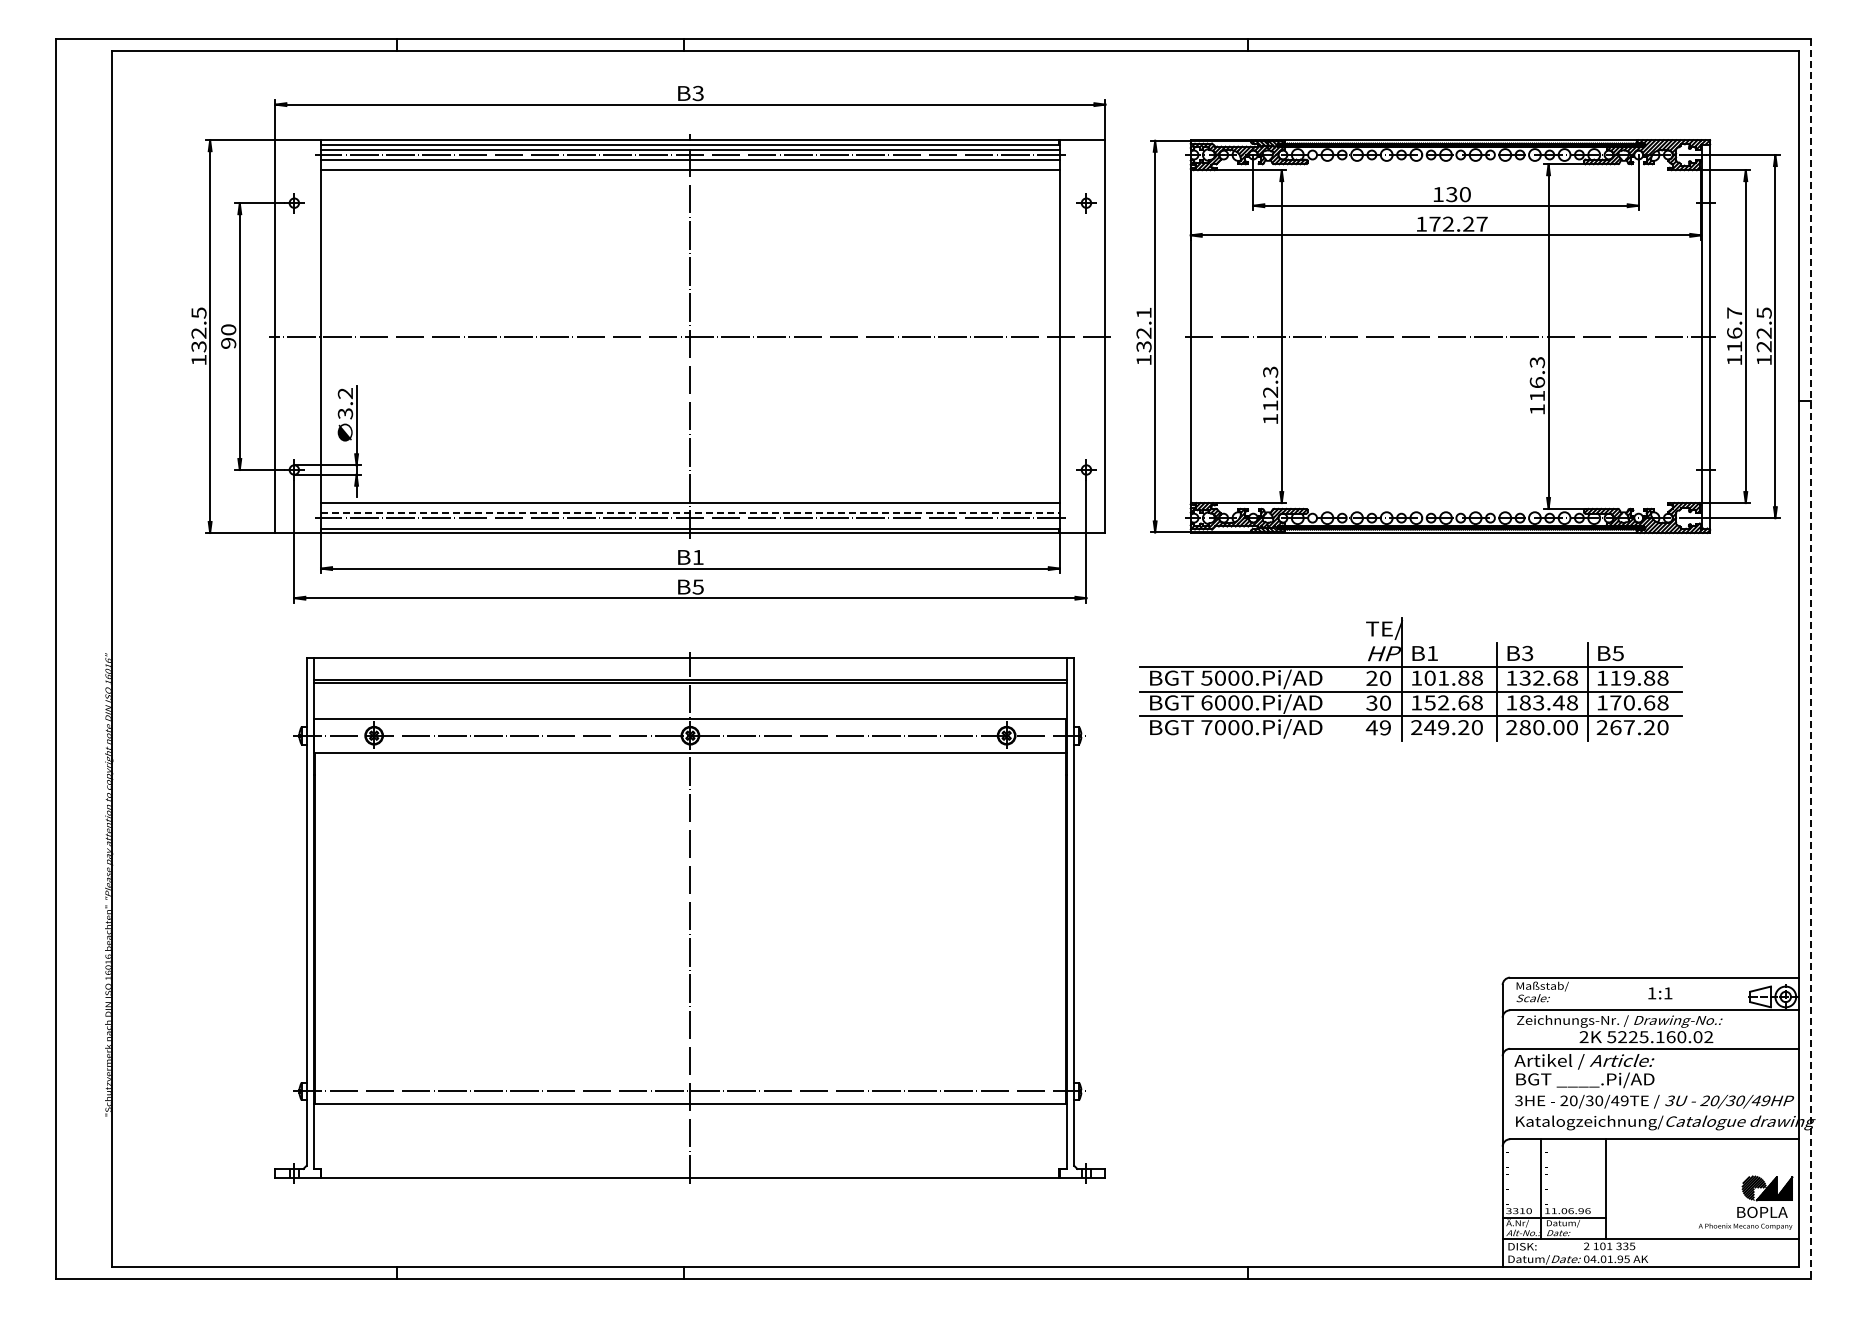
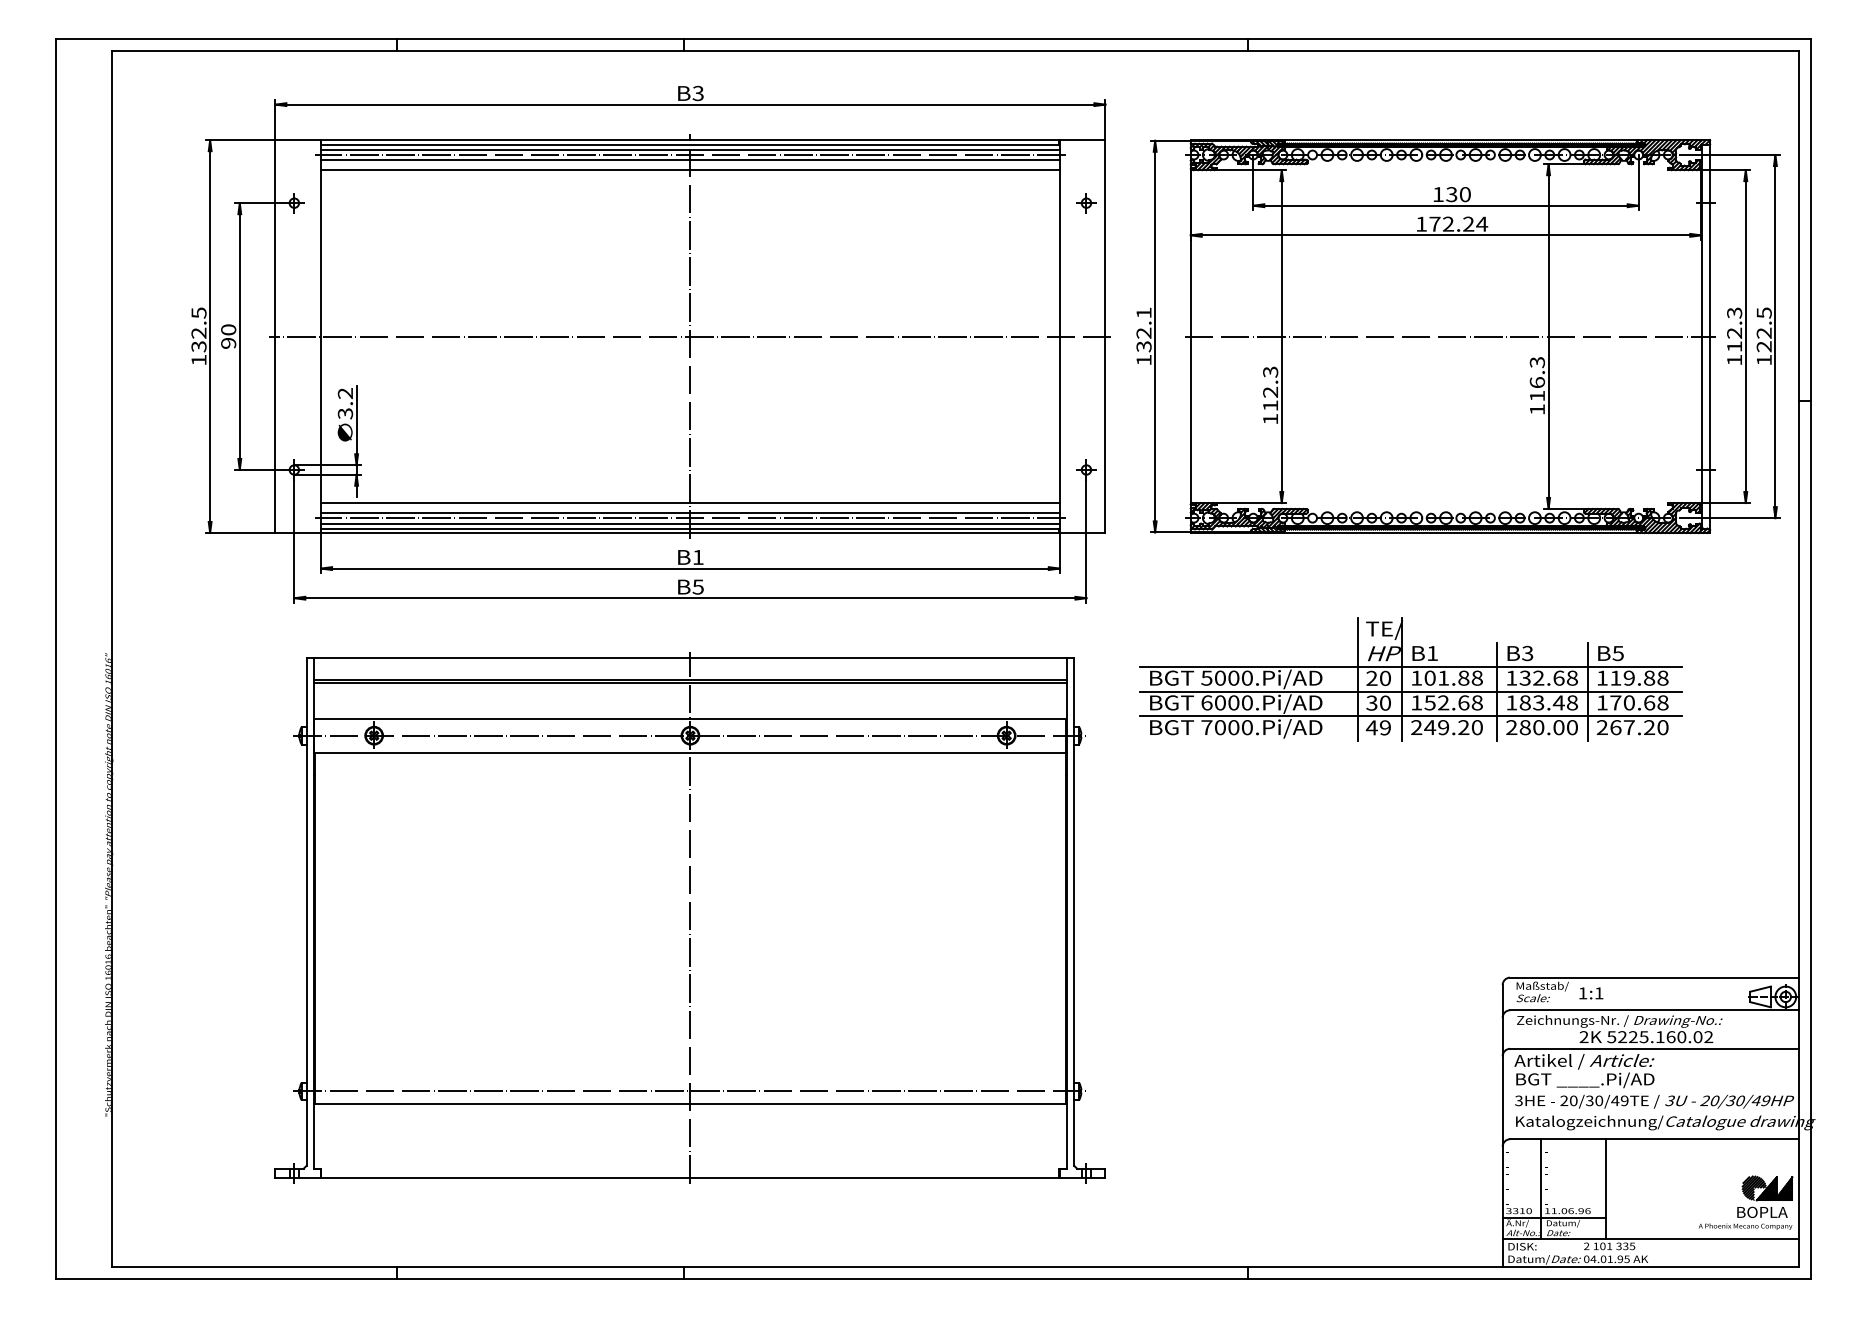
text: 172.27 -> 172.24 (1482, 223)
text: 116.7 -> 112.3 (1734, 322)
line: dashed -> solid (690, 512)
line: none -> present (690, 523)
line: dashed -> solid (1810, 659)
line: none -> present (1357, 679)
text position: (1660, 993) -> (1591, 993) (1591, 993)
